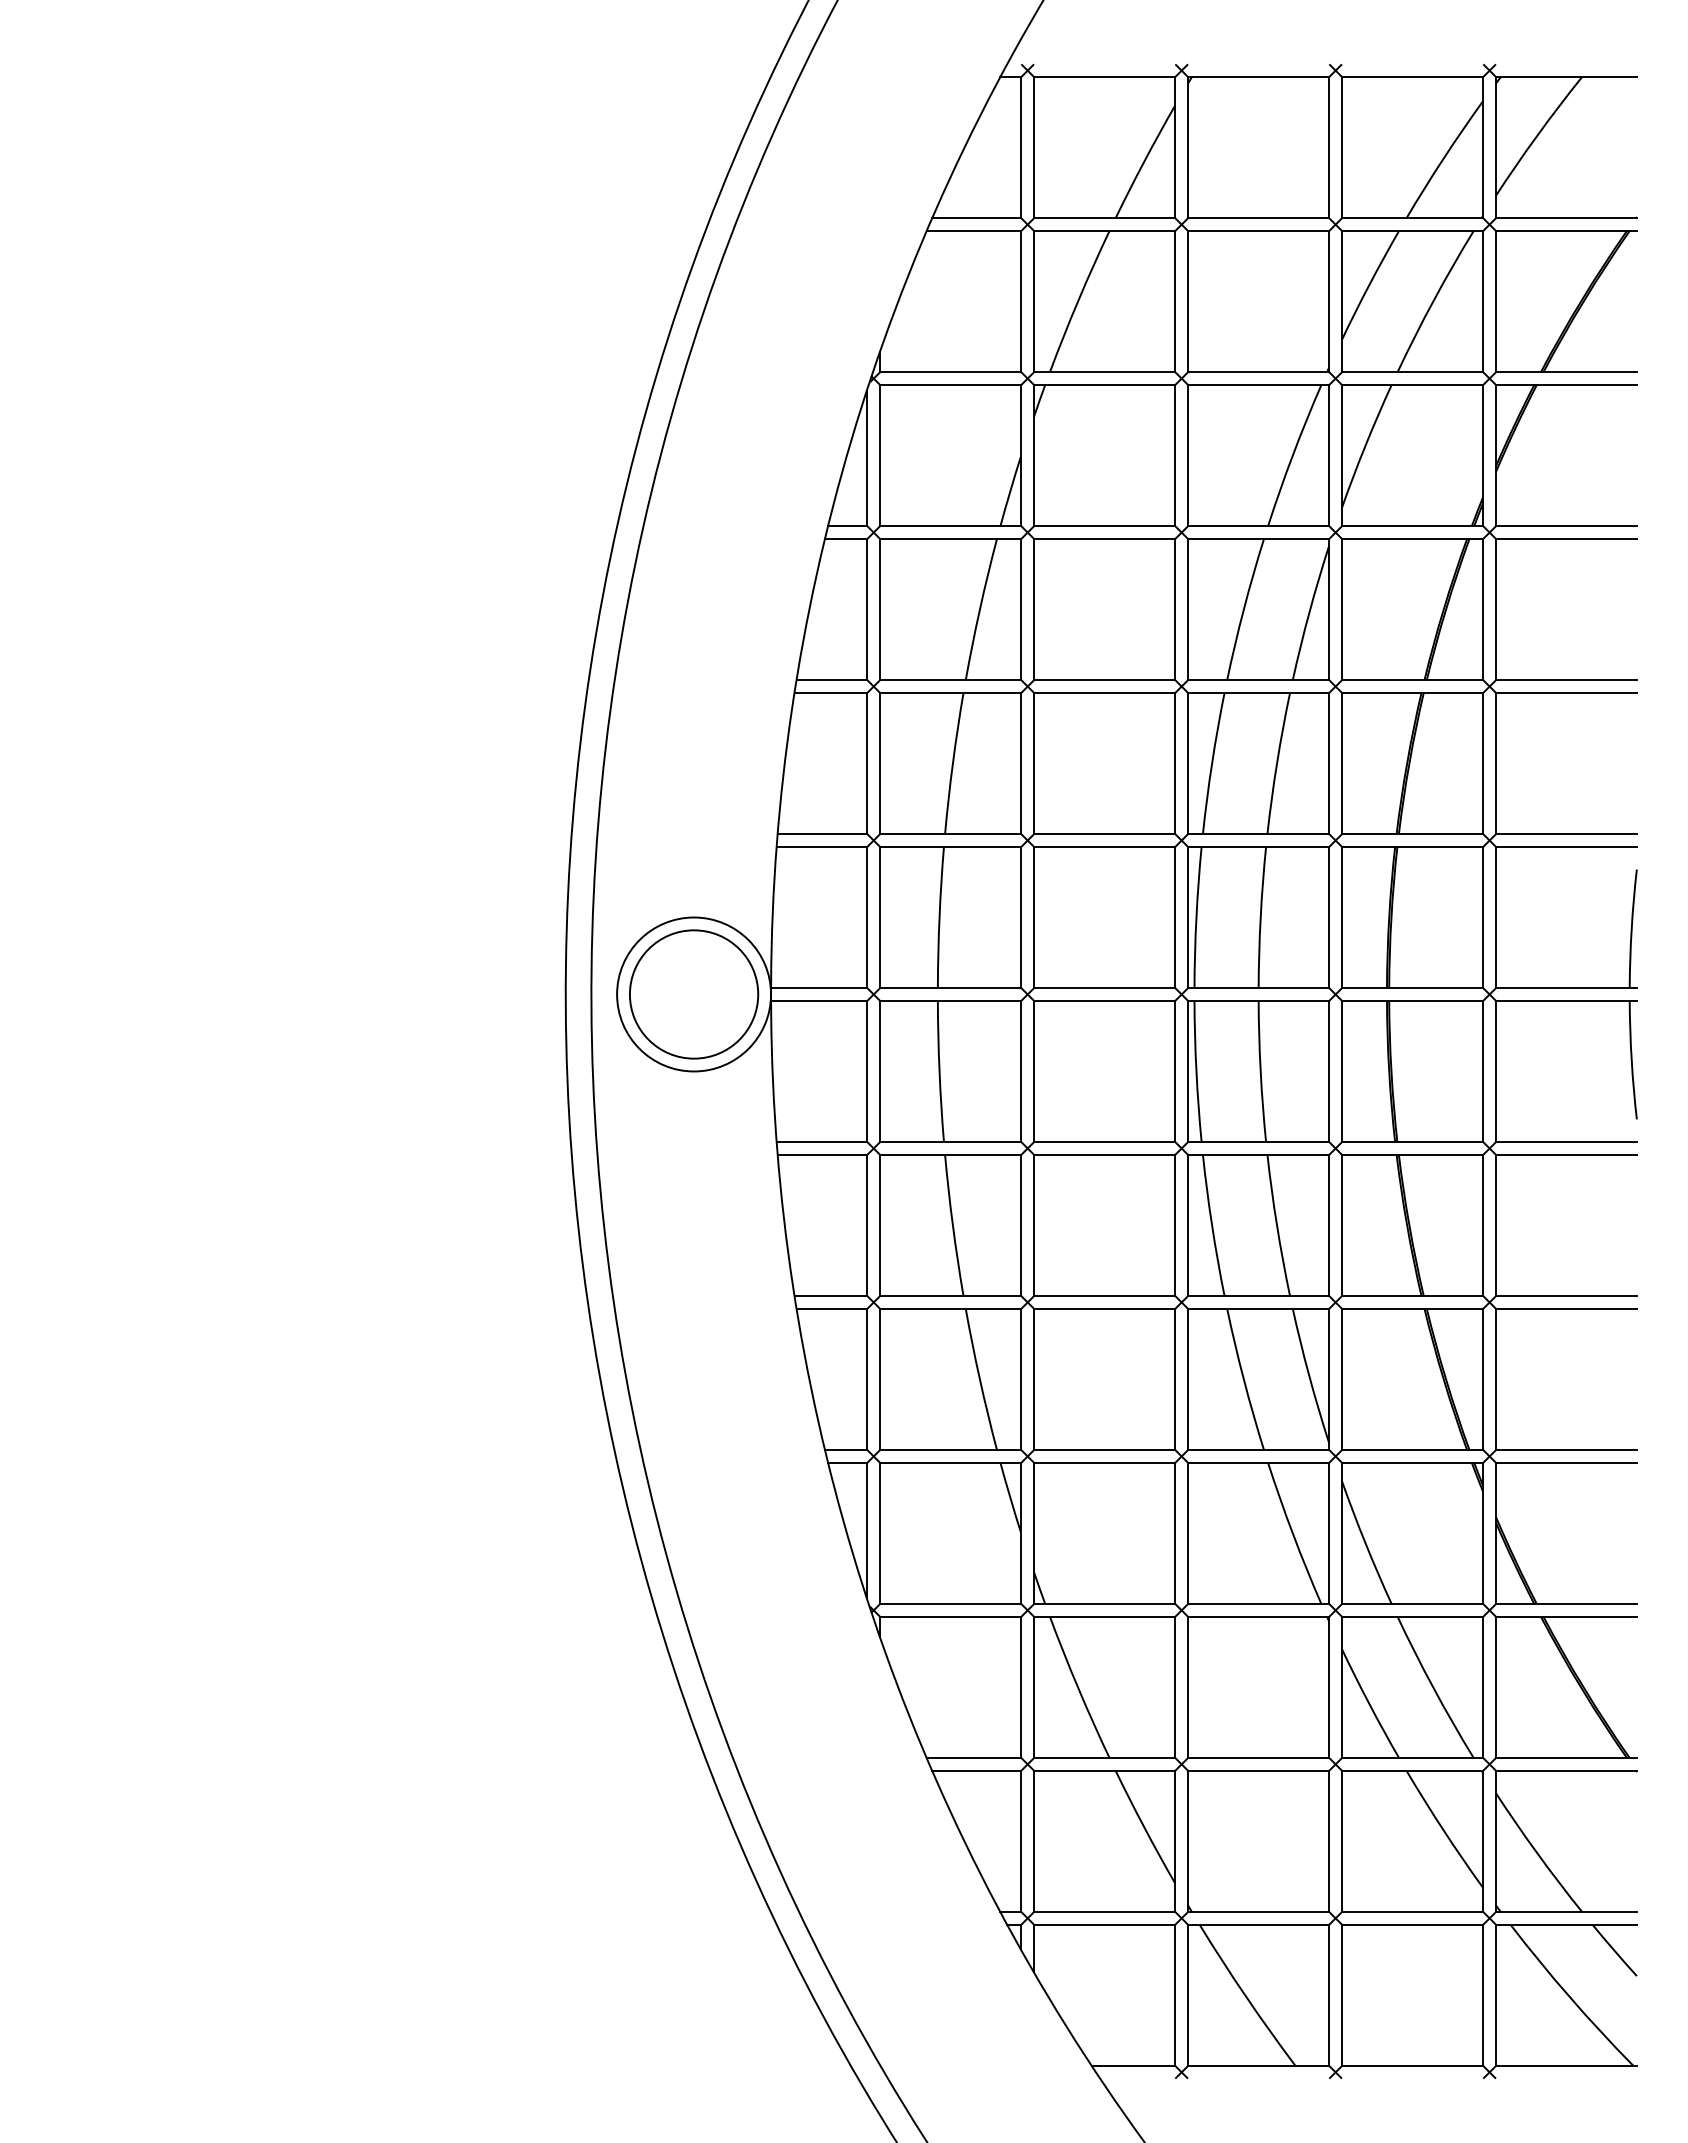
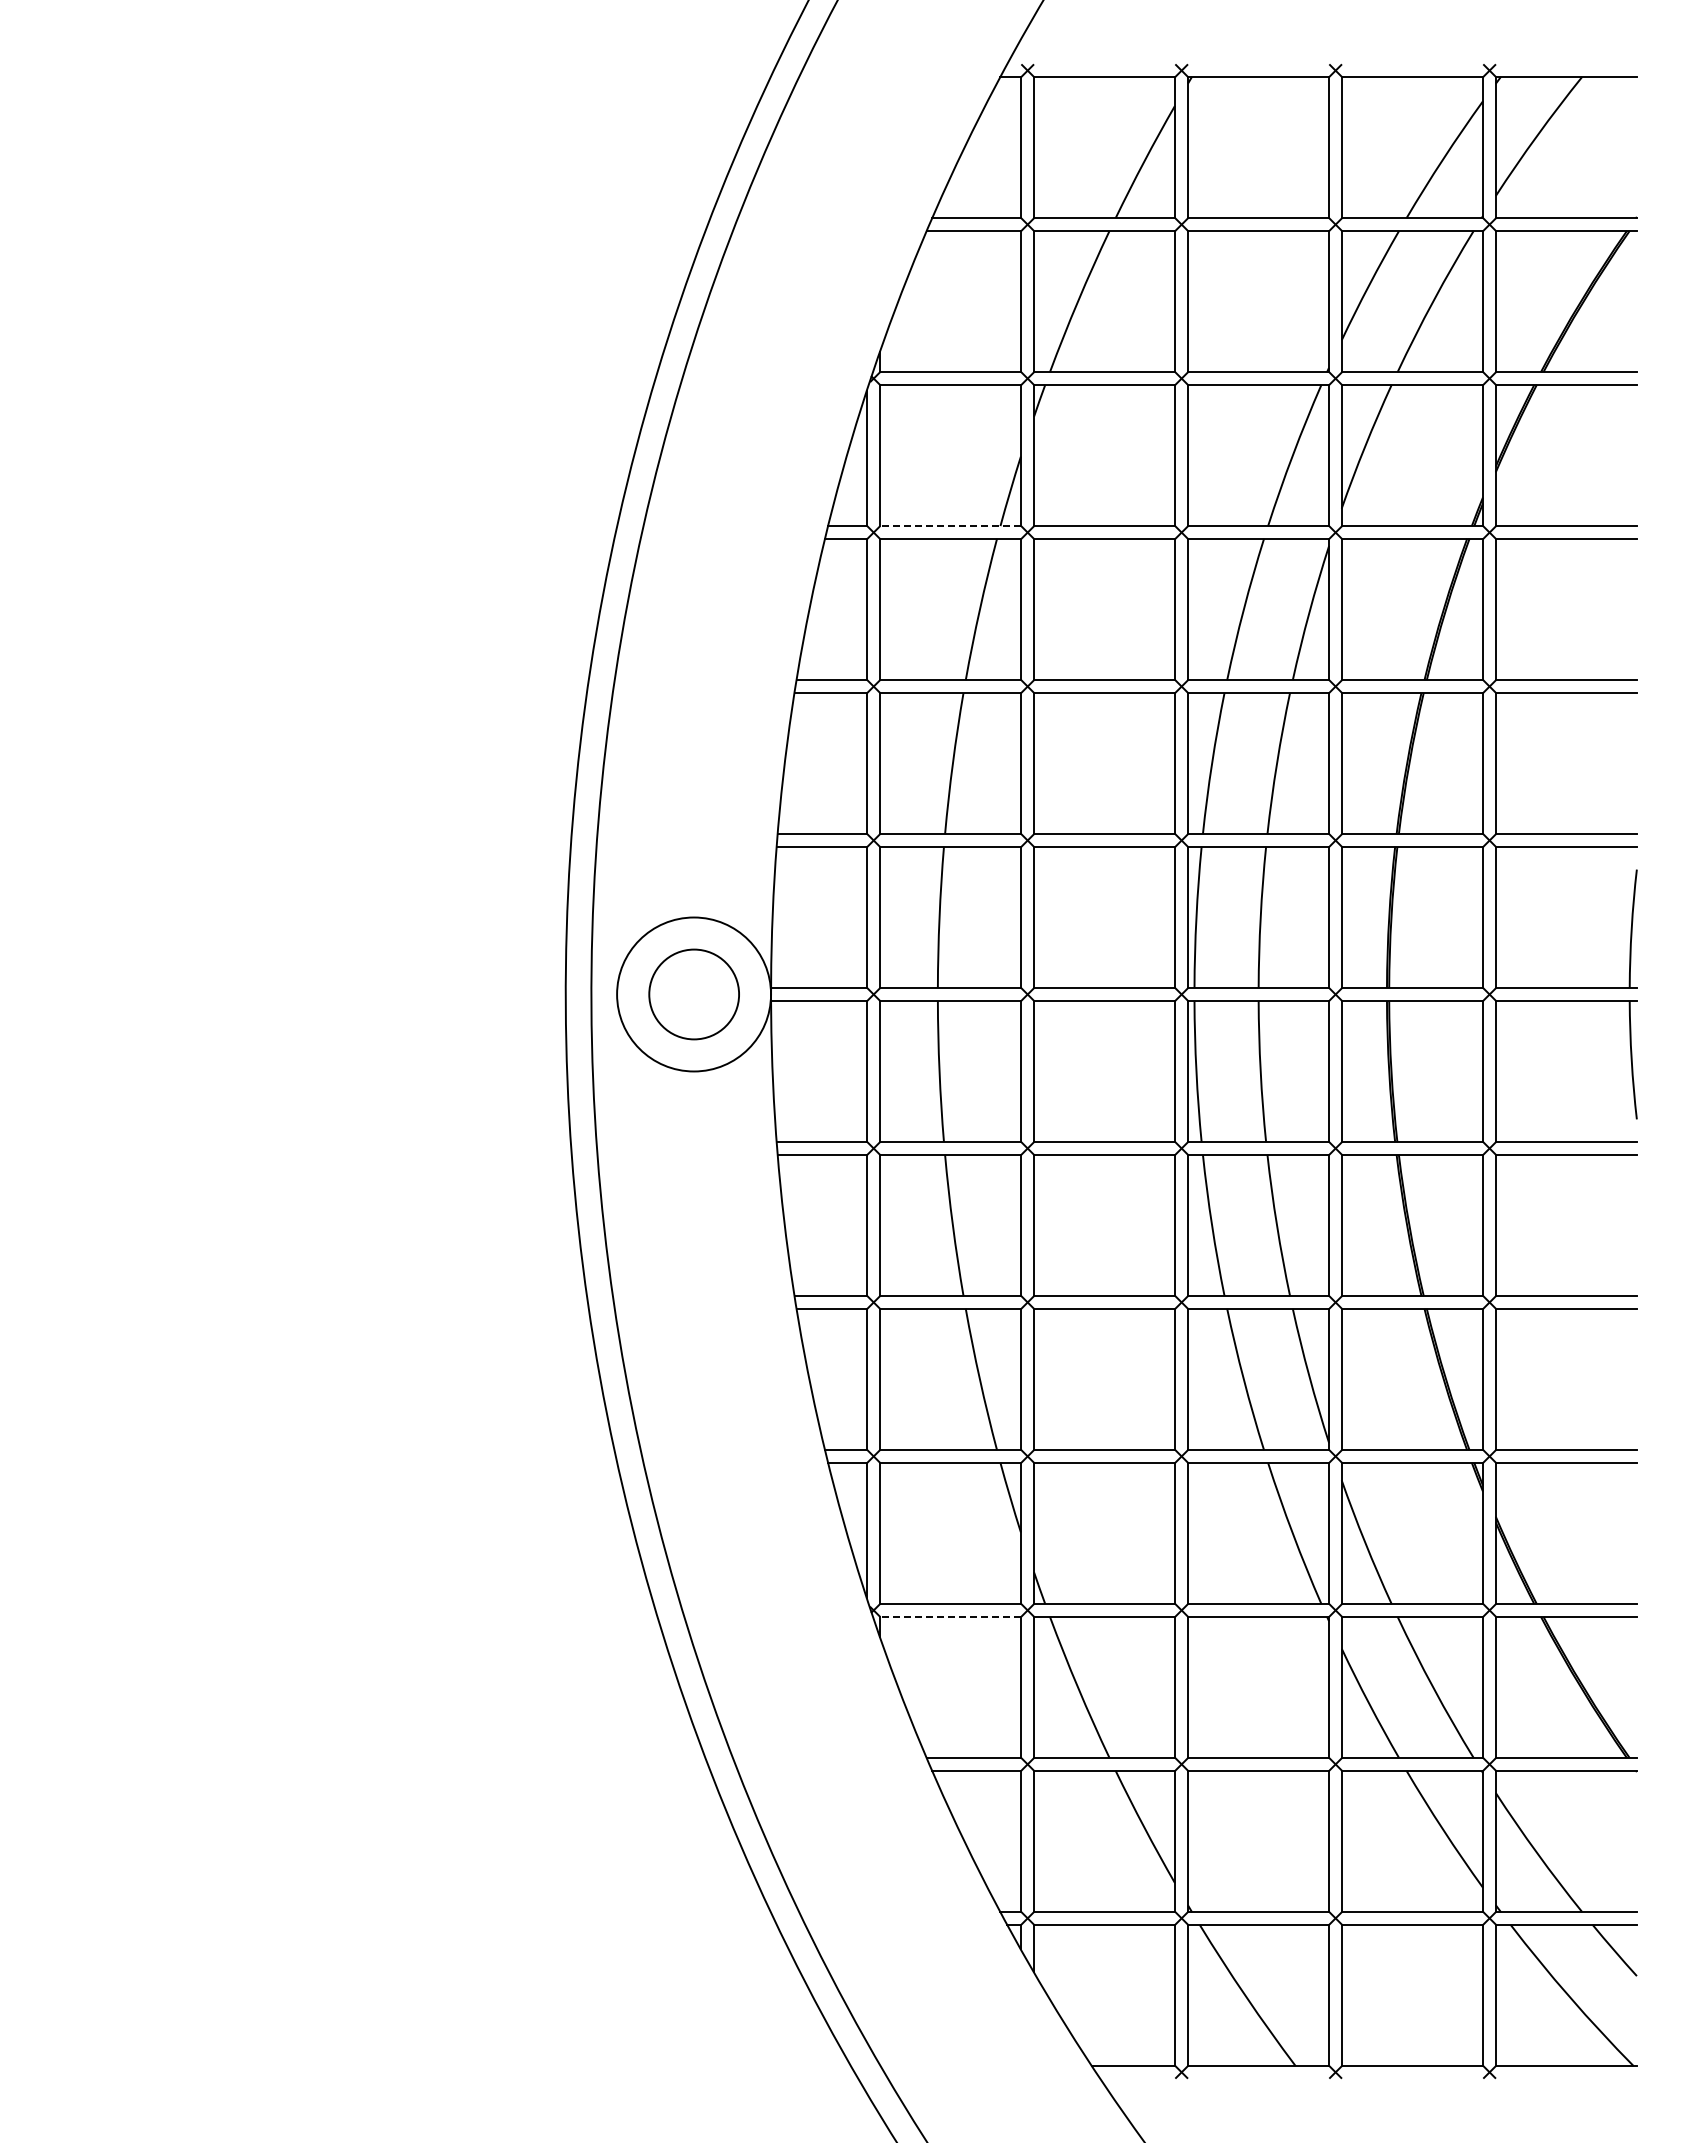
line: solid -> dashed (950, 526)
circle size: 131x131 px -> 92x93 px (693, 994)
line: solid -> dashed (950, 1616)
